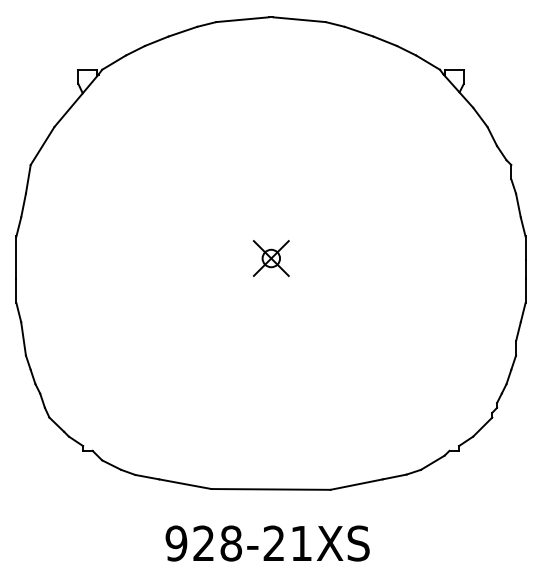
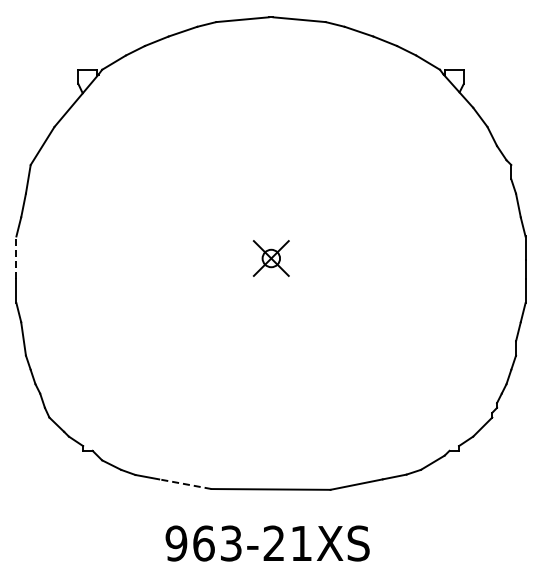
line: solid -> dashed (16, 257)
line: solid -> dashed (185, 484)
text: 928-21XS -> 963-21XS (217, 543)
